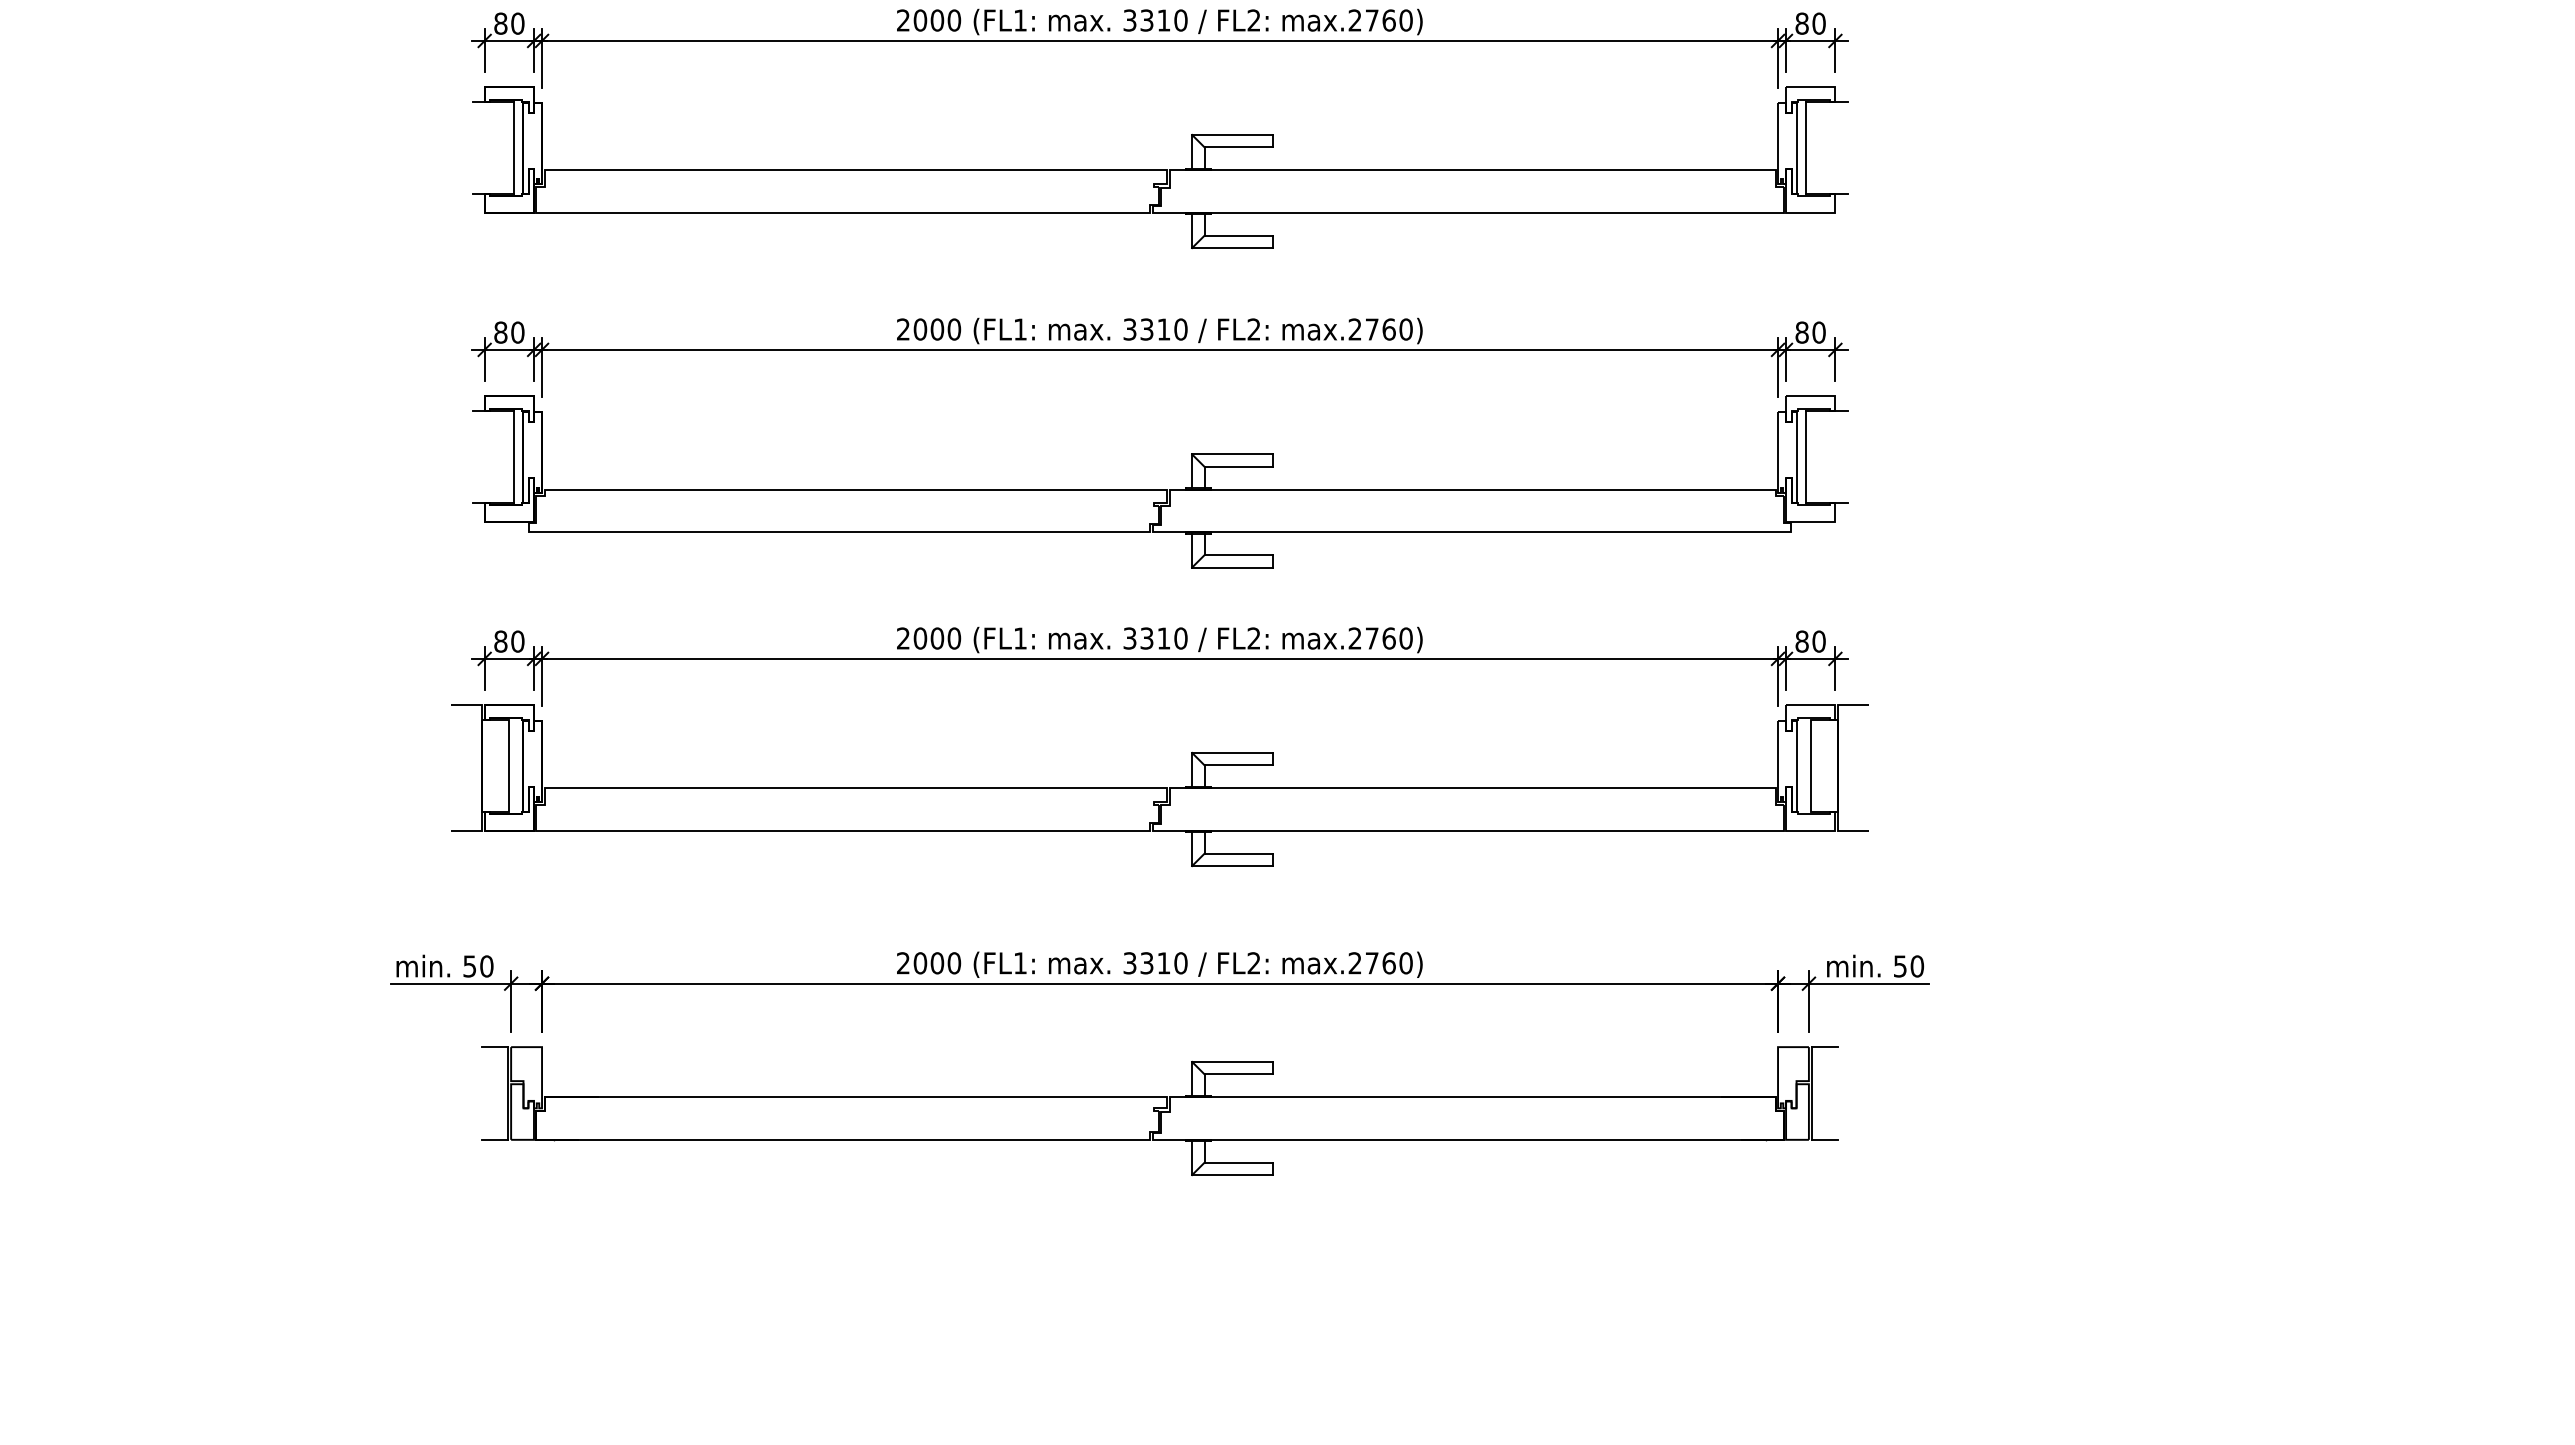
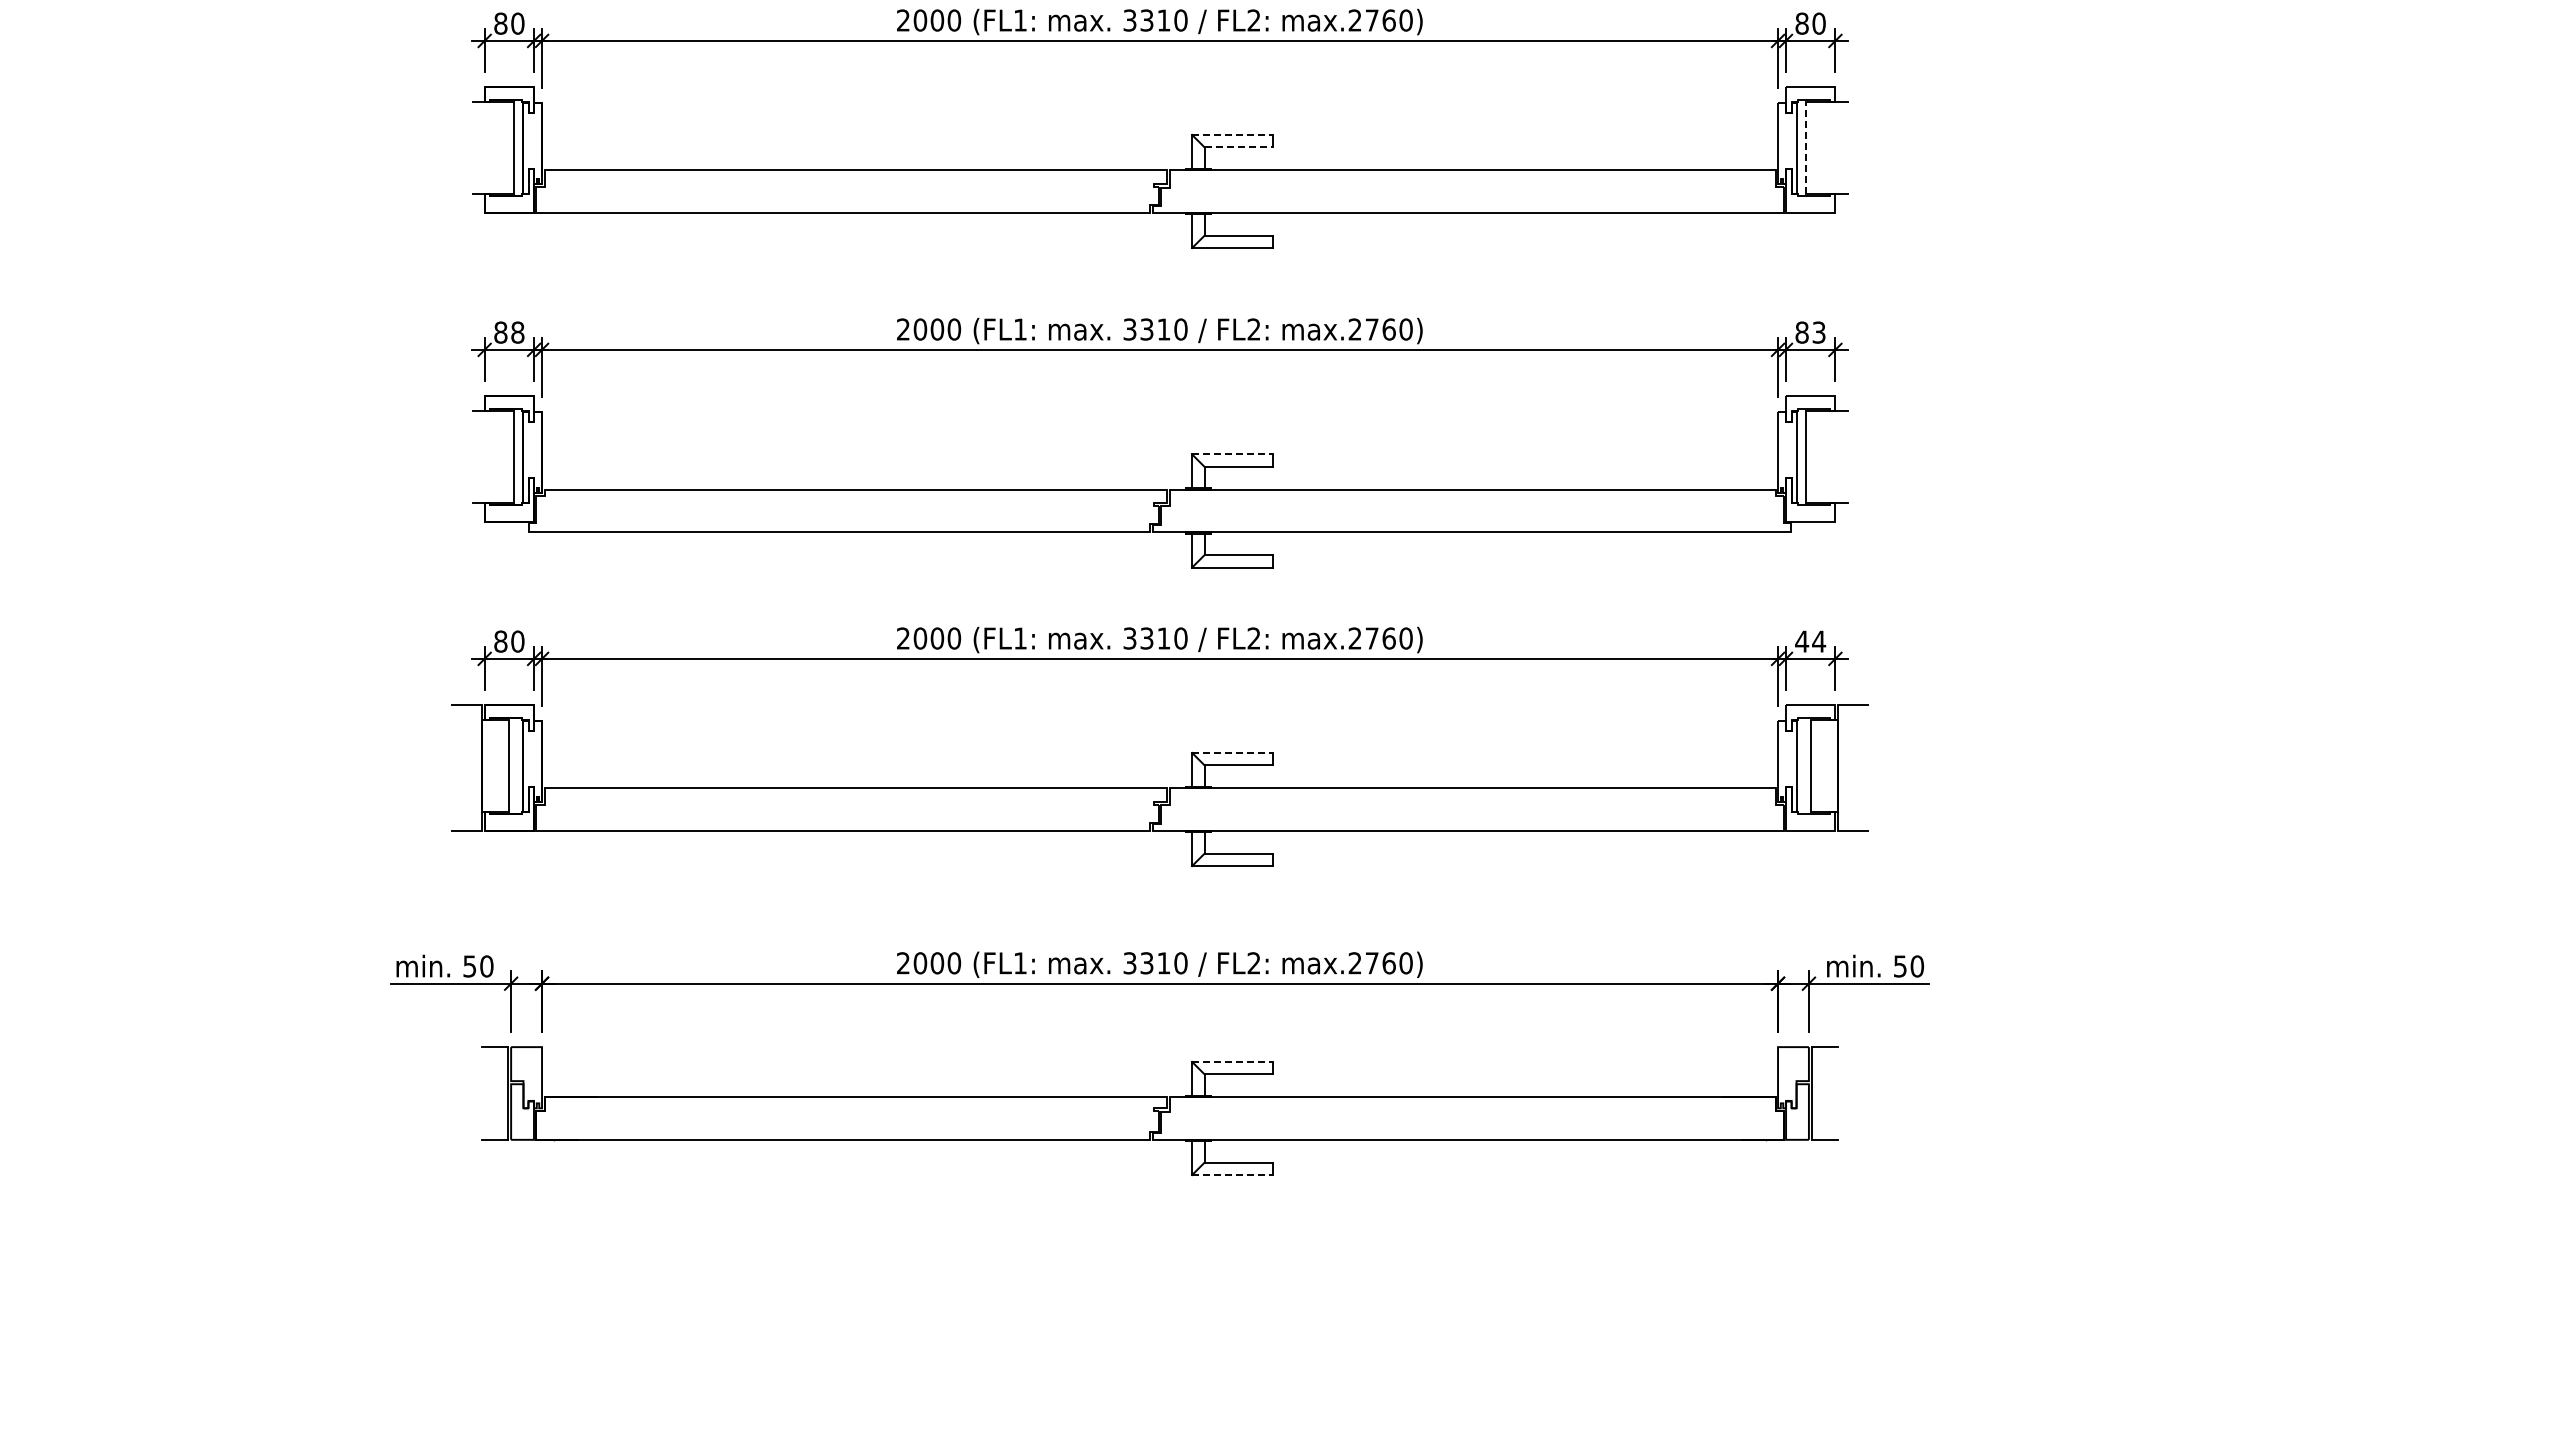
line: solid -> dashed (1232, 134)
line: solid -> dashed (1238, 147)
line: solid -> dashed (1805, 147)
text: 80 -> 88 (517, 332)
text: 80 -> 83 (1818, 332)
line: solid -> dashed (1232, 454)
text: 80 -> 44 (1810, 641)
line: solid -> dashed (1232, 752)
line: solid -> dashed (1232, 1061)
line: solid -> dashed (1232, 1175)
